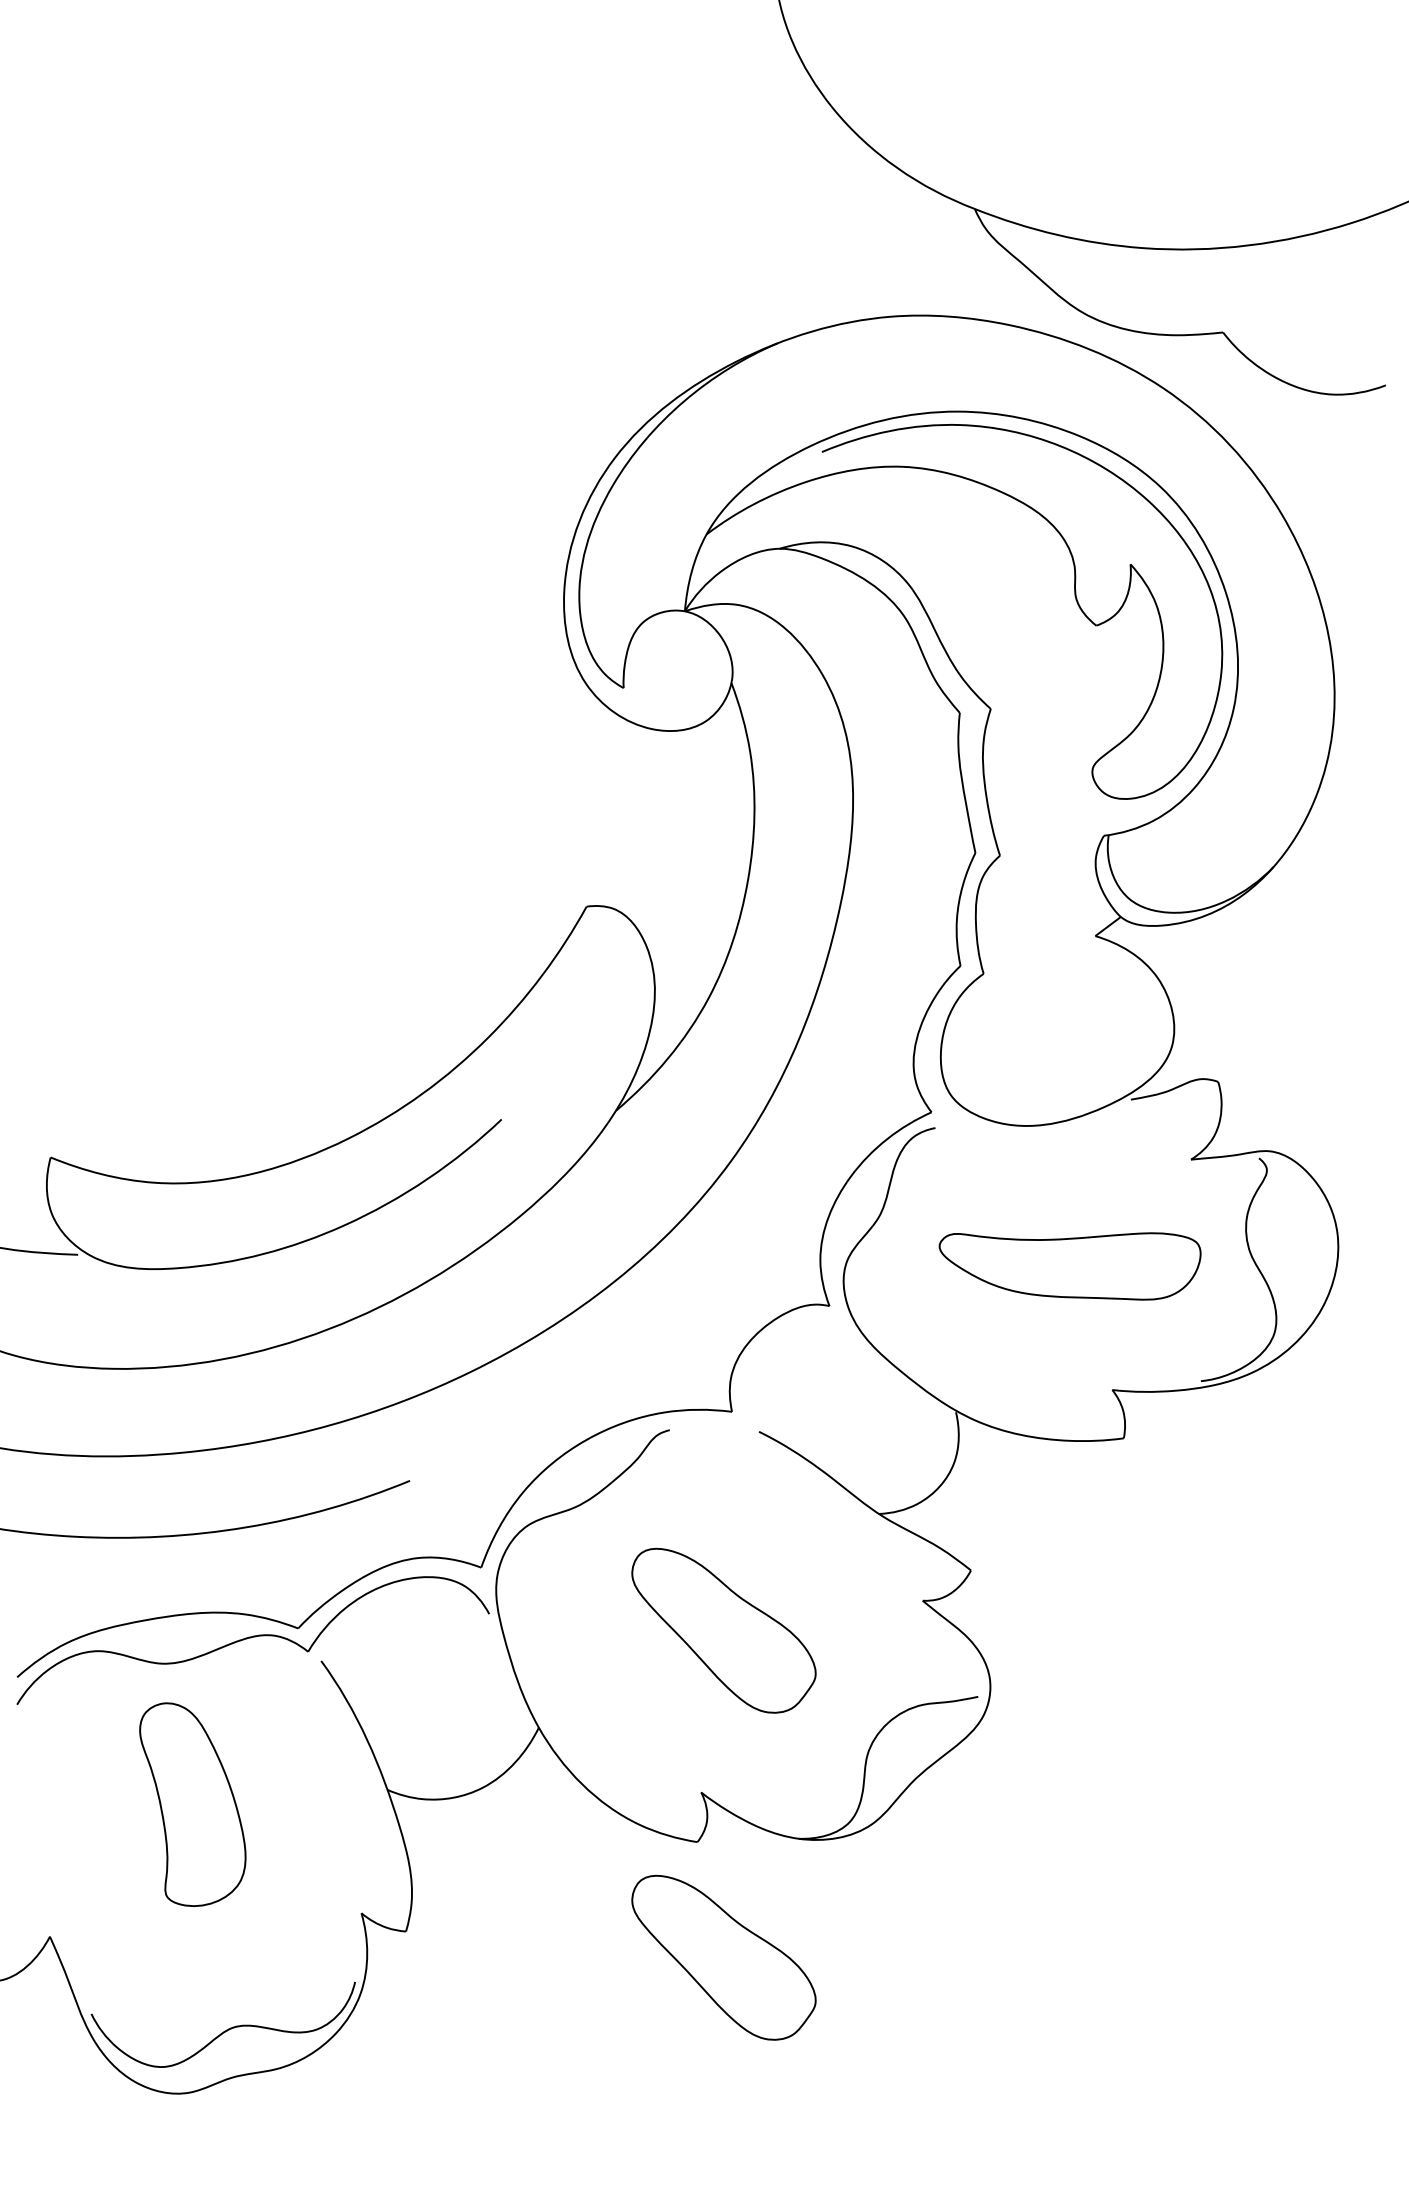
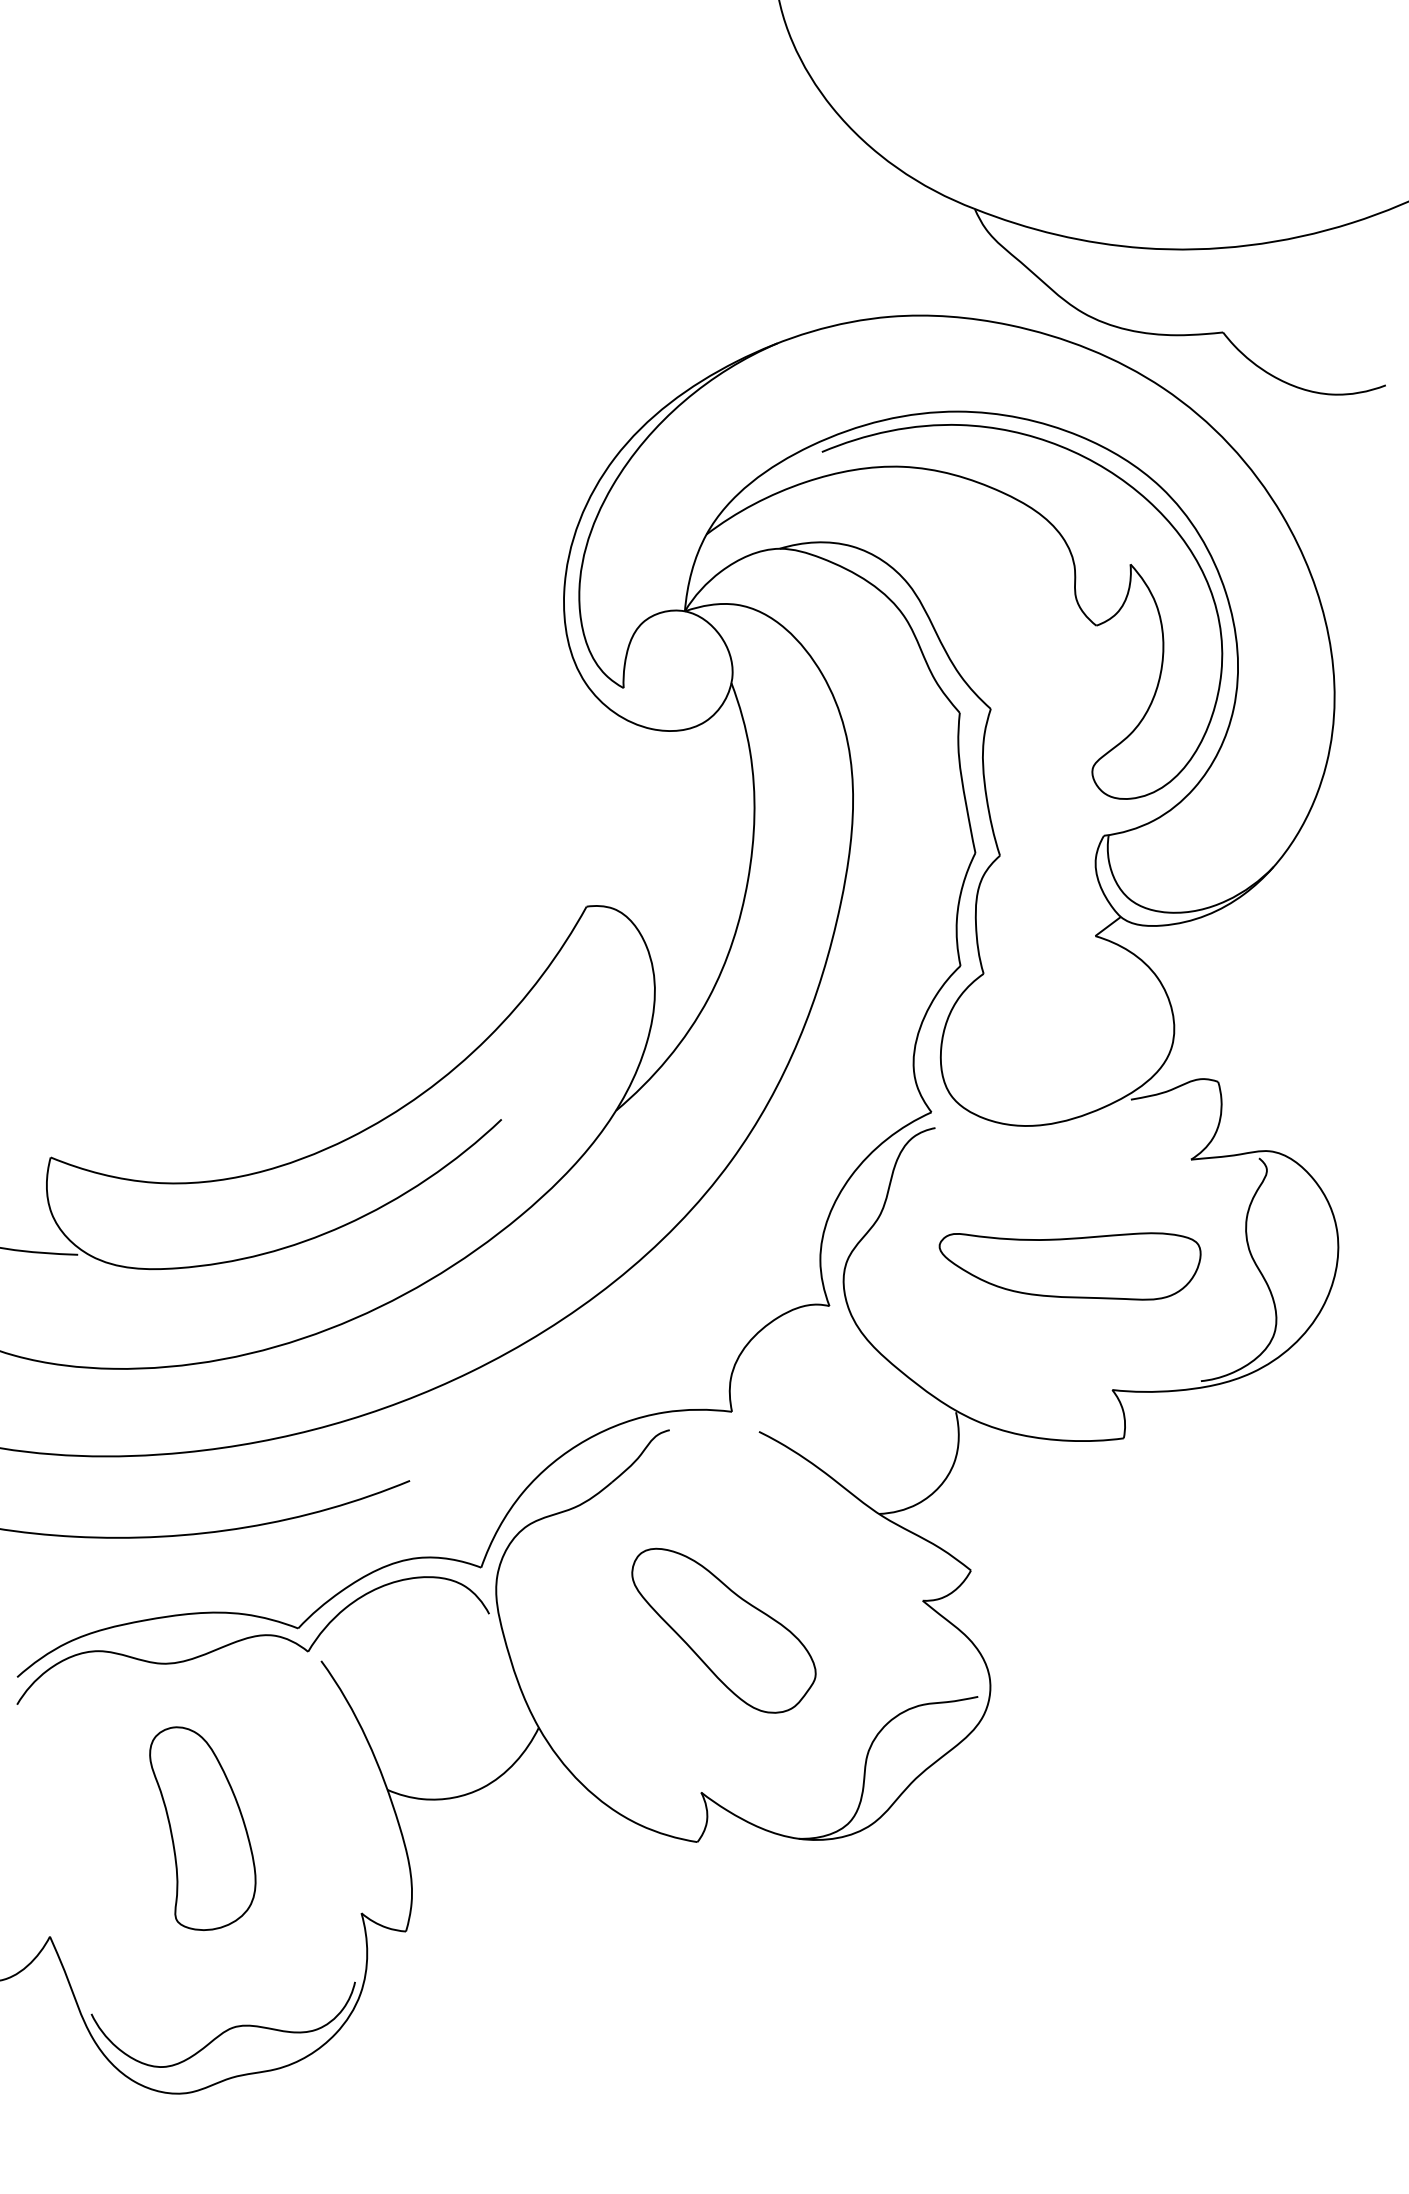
part position: (192, 1804) -> (202, 1828) (202, 1828)
part: present -> none (723, 1957)
